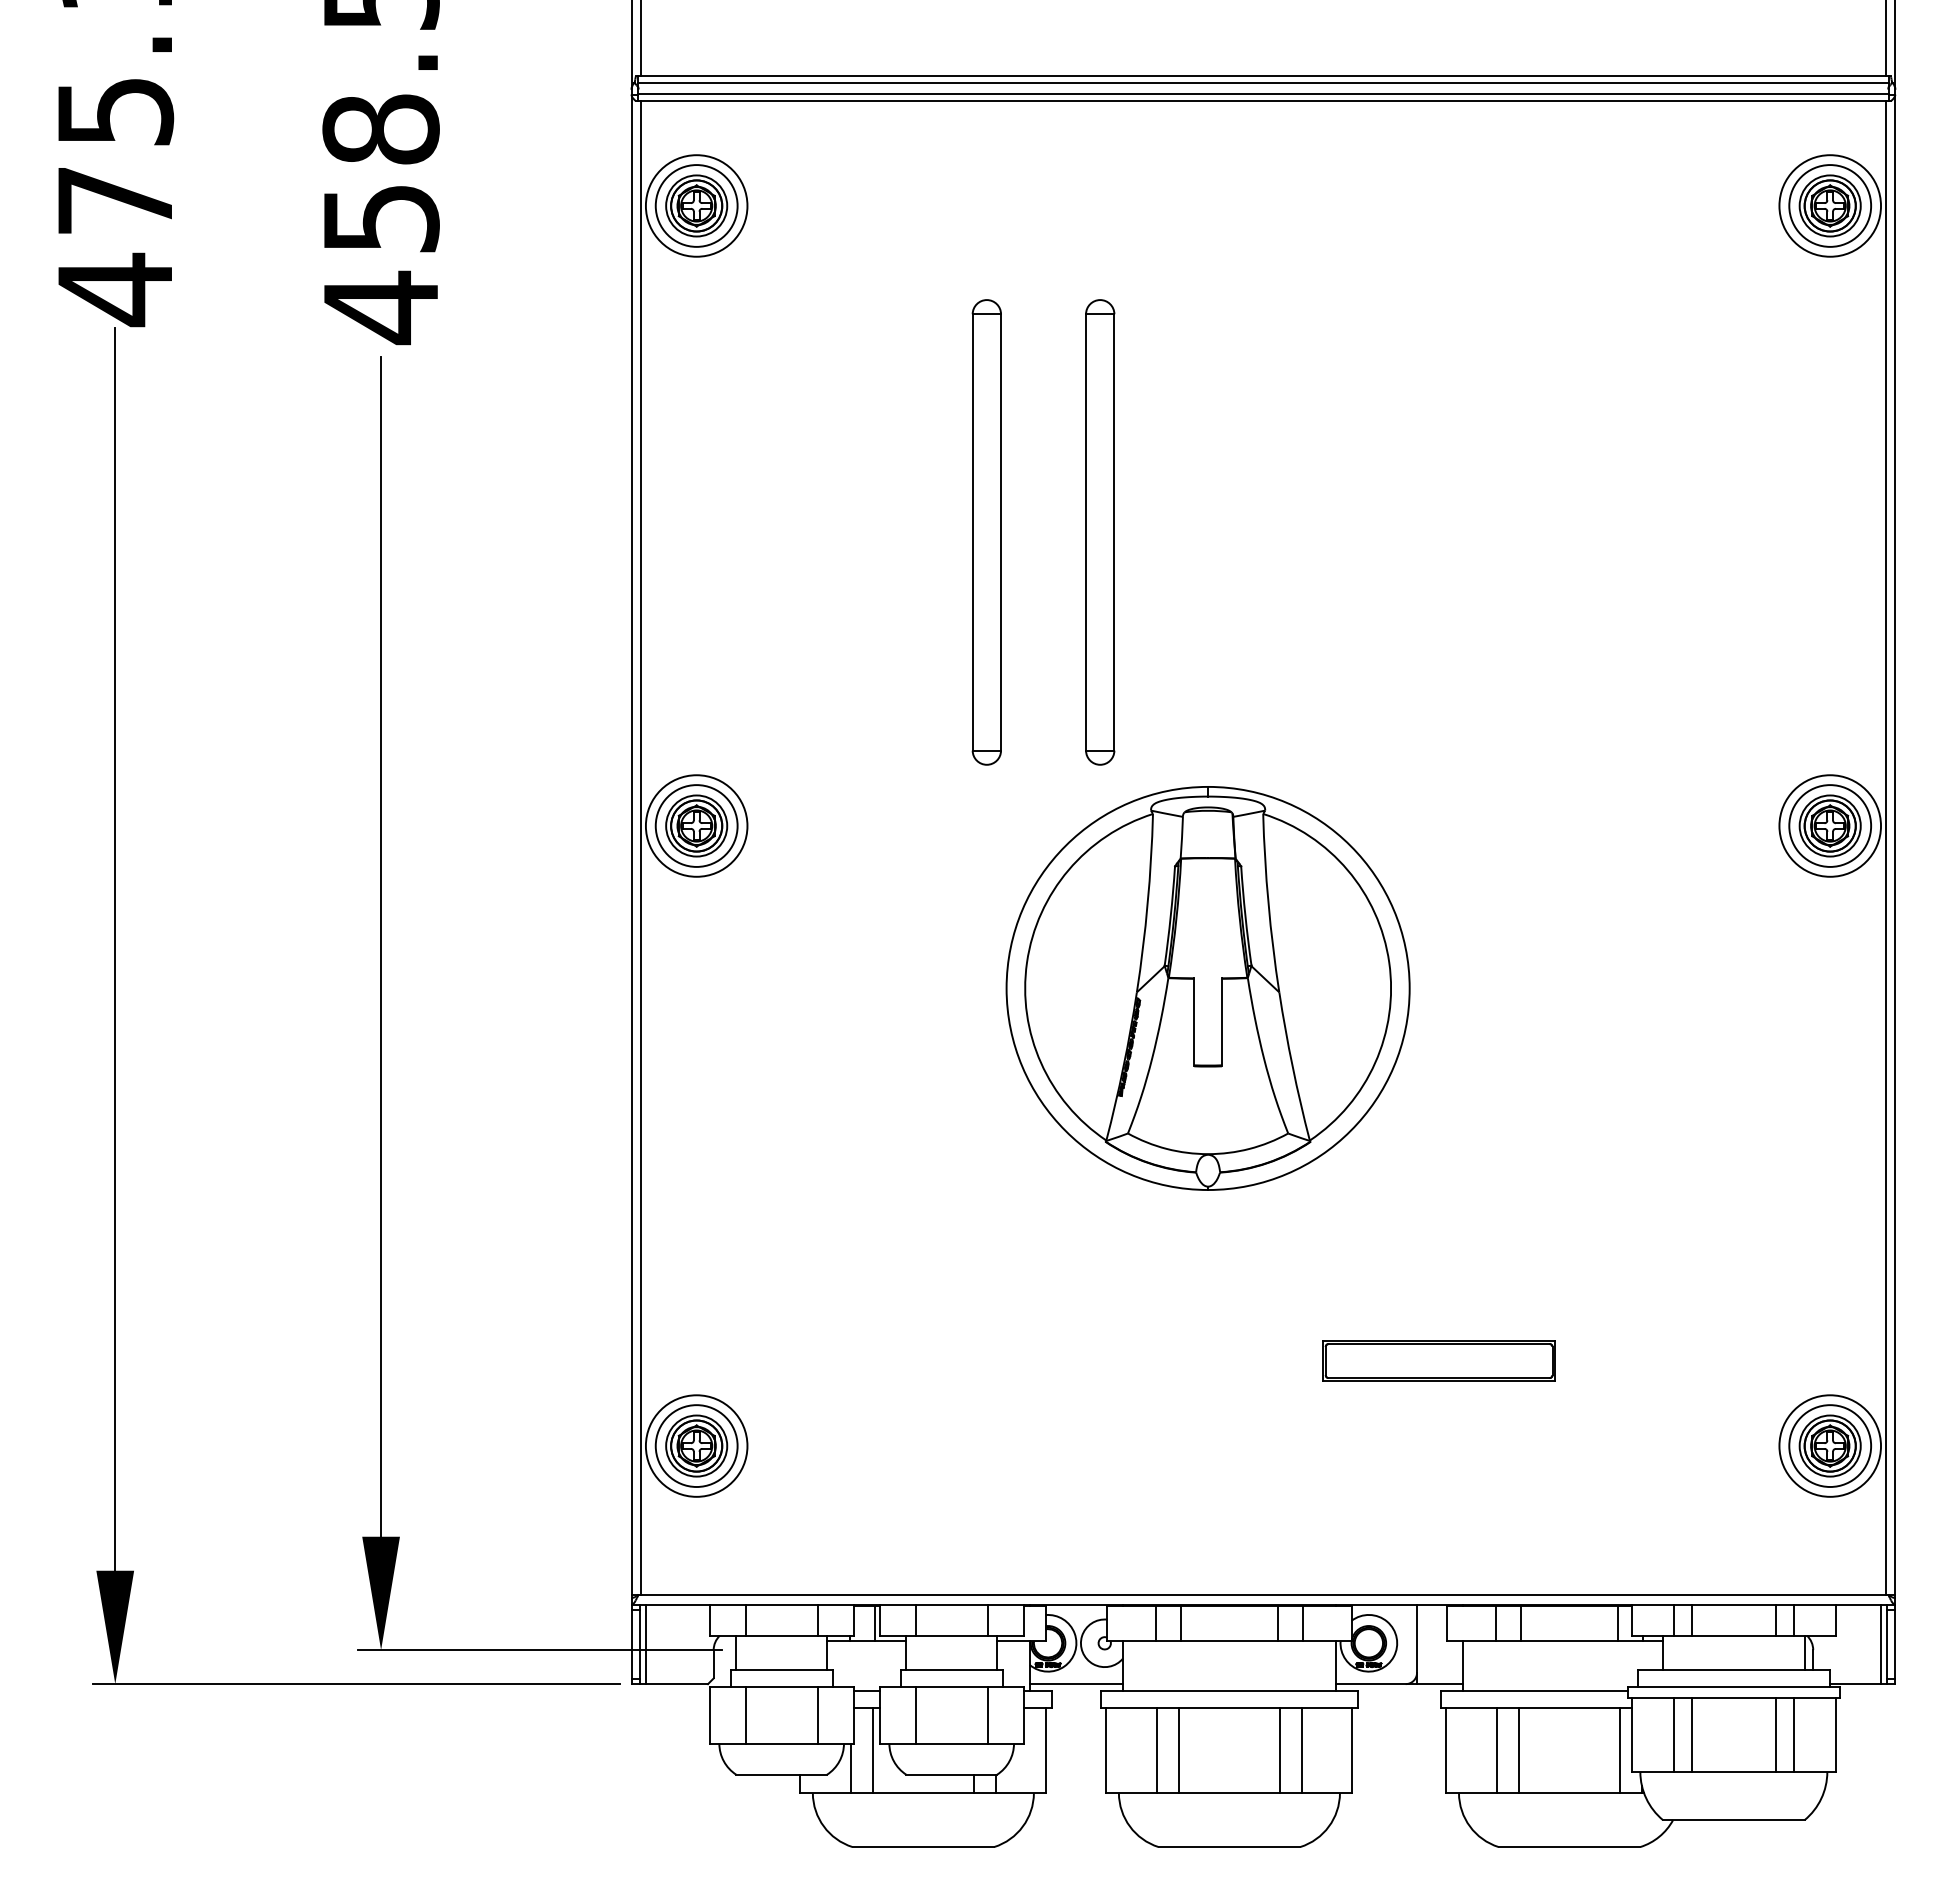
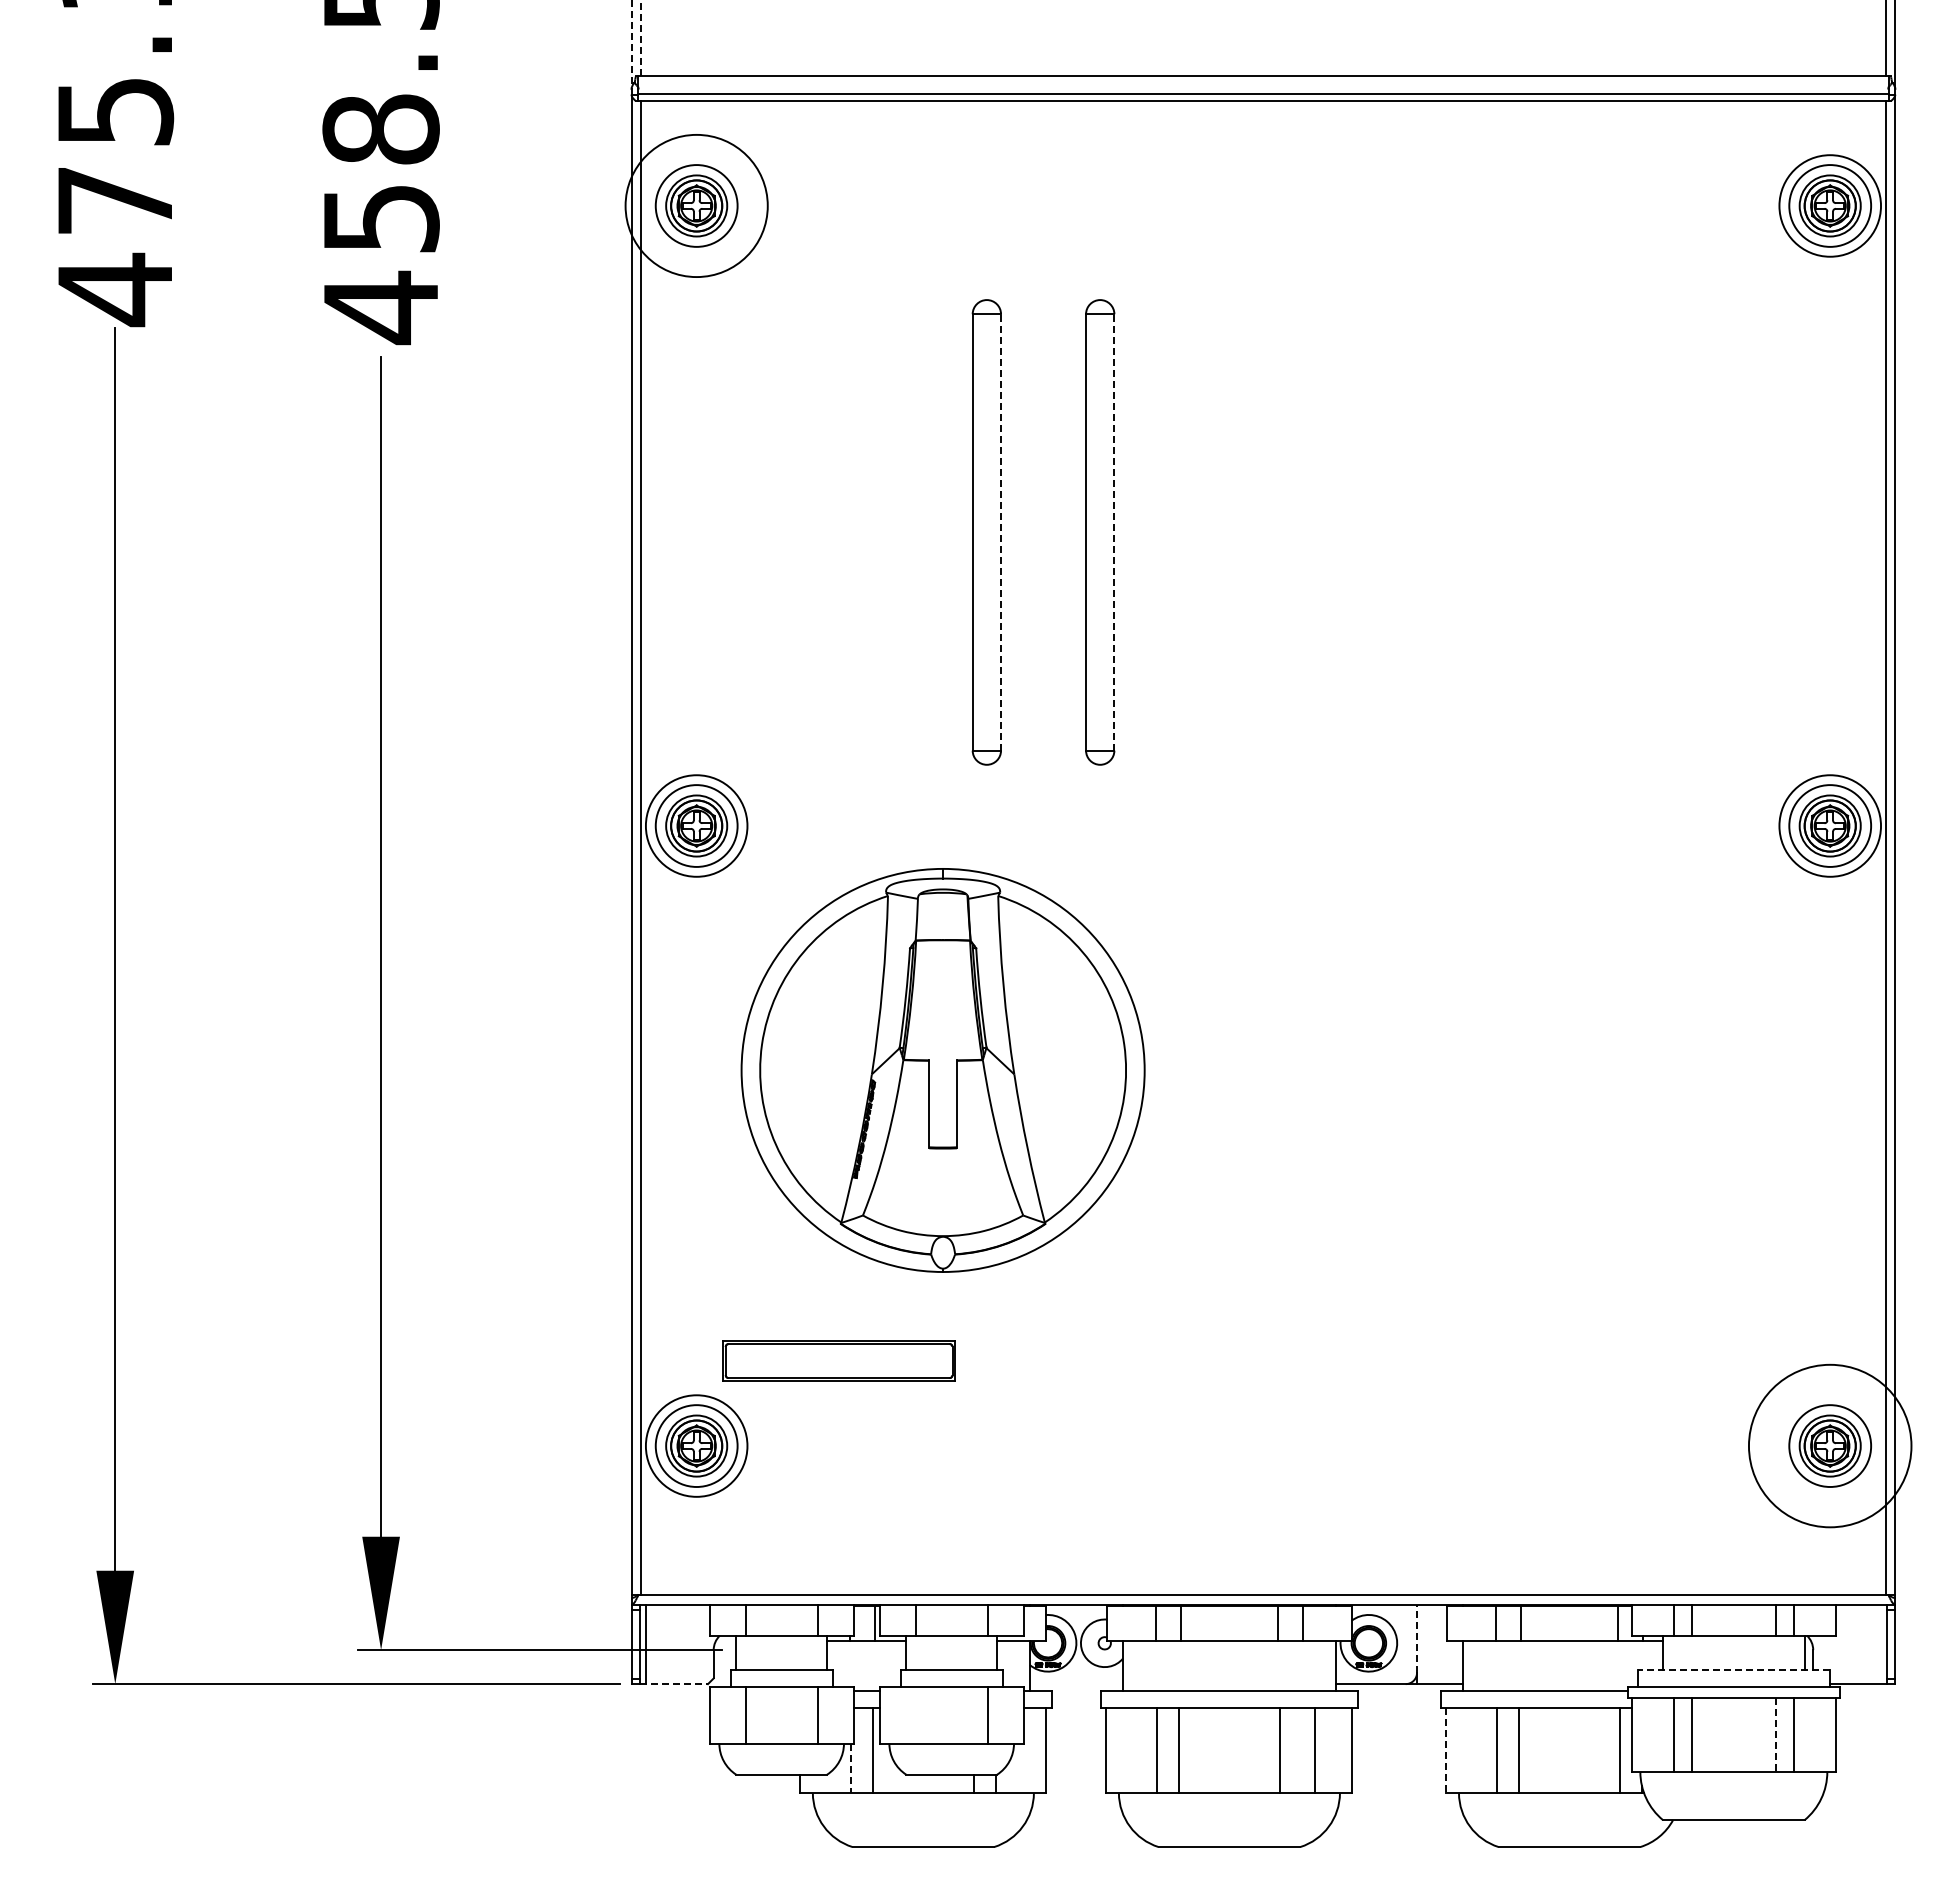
line: solid -> dashed (641, 38)
line: solid -> dashed (631, 47)
line: present -> none (1263, 82)
circle diameter: 102 px -> 142 px (696, 205)
line: solid -> dashed (1001, 531)
line: solid -> dashed (1114, 531)
part position: (1207, 988) -> (942, 1070) (942, 1070)
part position: (1438, 1360) -> (838, 1360) (838, 1360)
circle diameter: 102 px -> 163 px (1829, 1445)
line: solid -> dashed (1417, 1638)
line: present -> none (1881, 1644)
line: solid -> dashed (1733, 1669)
line: solid -> dashed (674, 1684)
line: present -> none (1075, 1684)
line: present -> none (915, 1714)
line: solid -> dashed (1775, 1735)
line position: (1301, 1750) -> (1314, 1750) (1314, 1750)
line: solid -> dashed (1446, 1750)
line: solid -> dashed (850, 1768)
